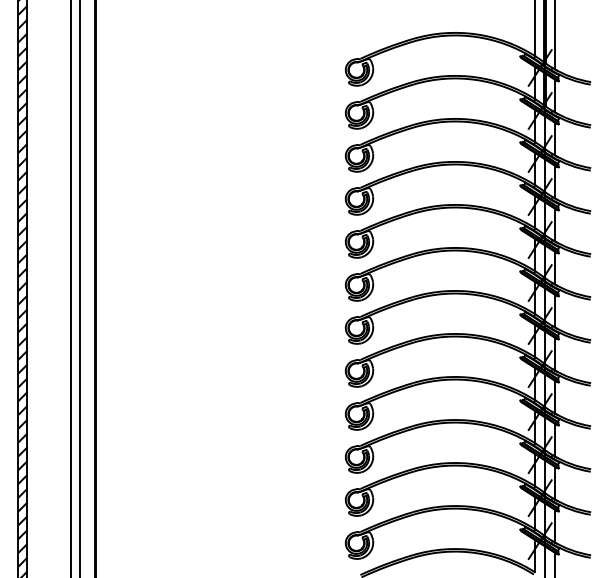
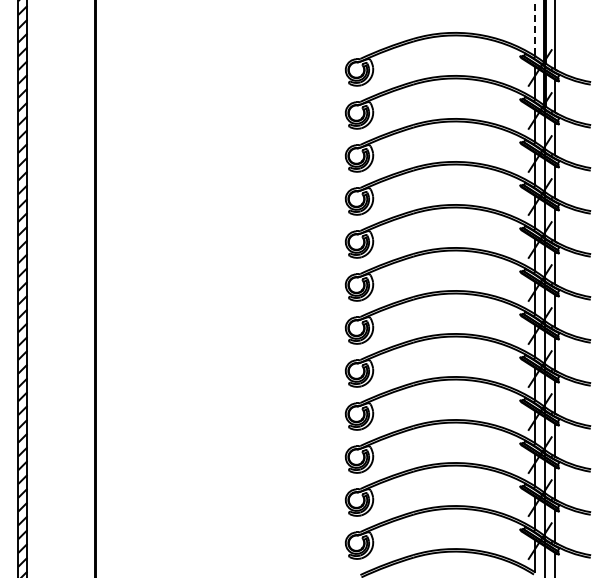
line: solid -> dashed (535, 28)
line: present -> none (71, 288)
line: present -> none (80, 288)
